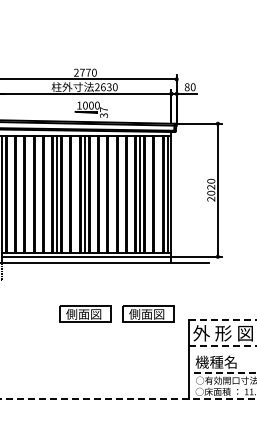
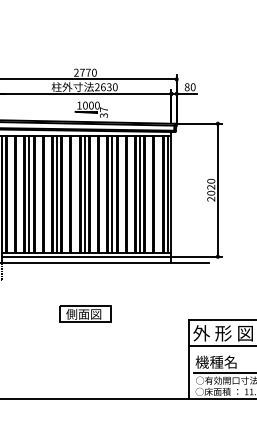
line: none -> present (29, 194)
line: none -> present (112, 194)
part: present -> none (148, 313)
line: dashed -> solid (222, 320)
line: dashed -> solid (222, 346)
line: dashed -> solid (226, 372)
line: dashed -> solid (128, 399)
